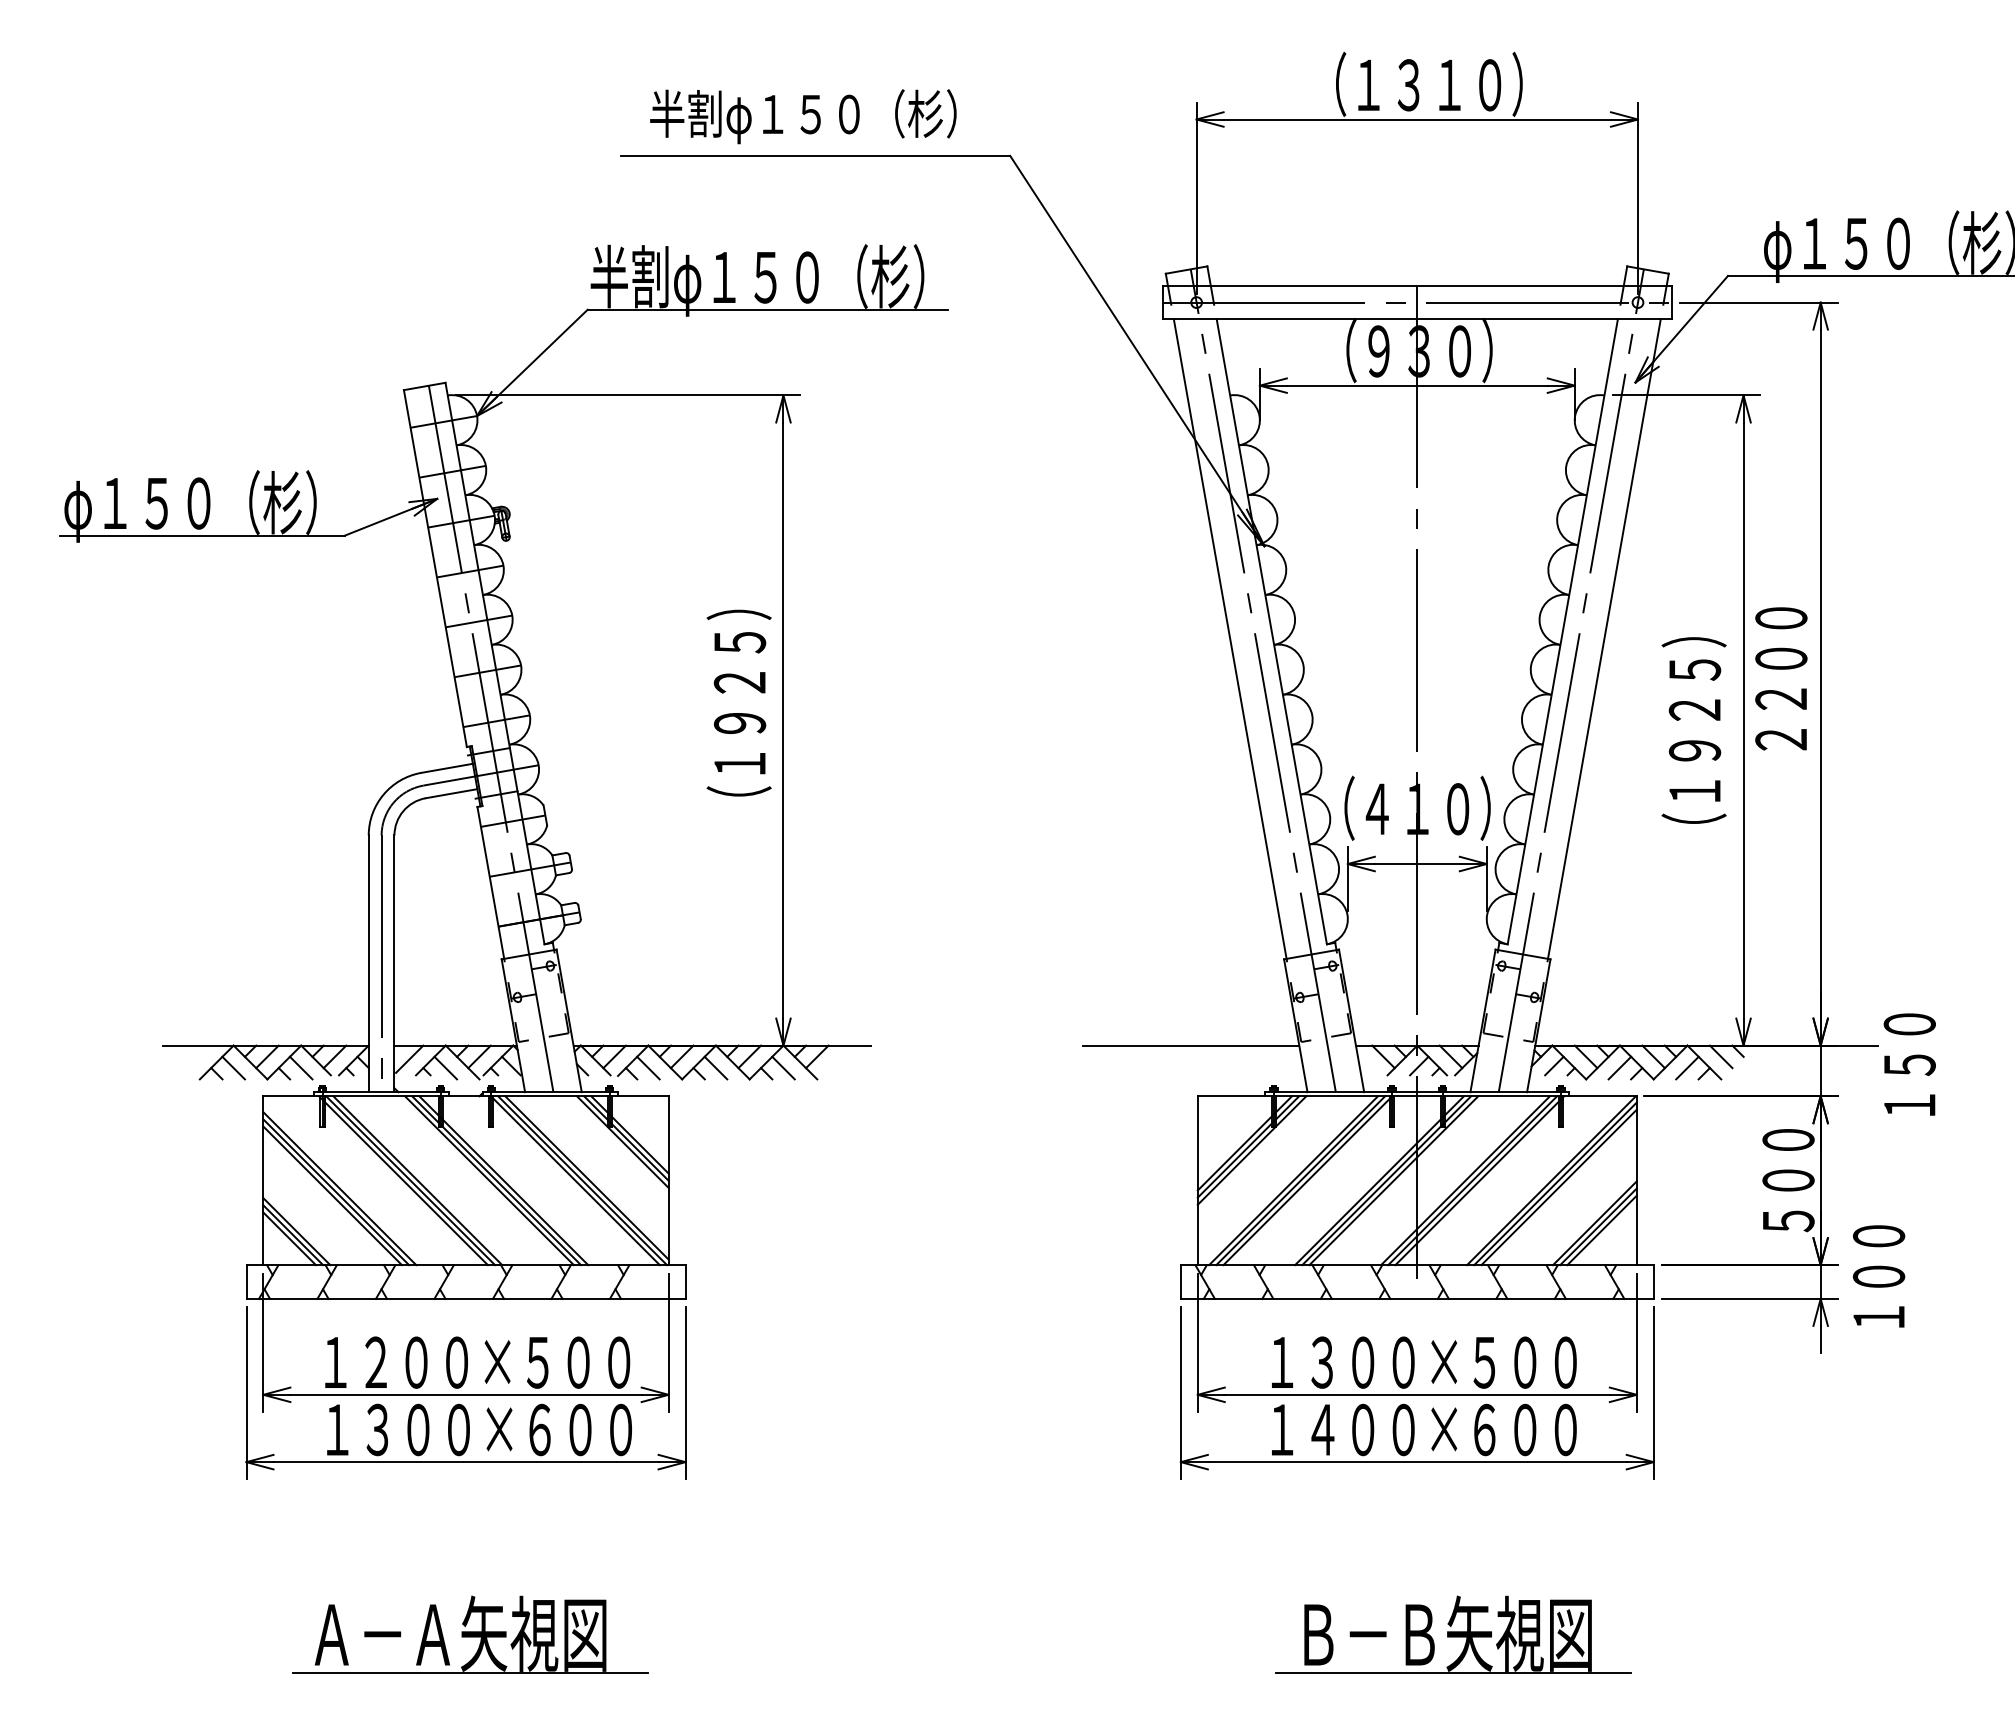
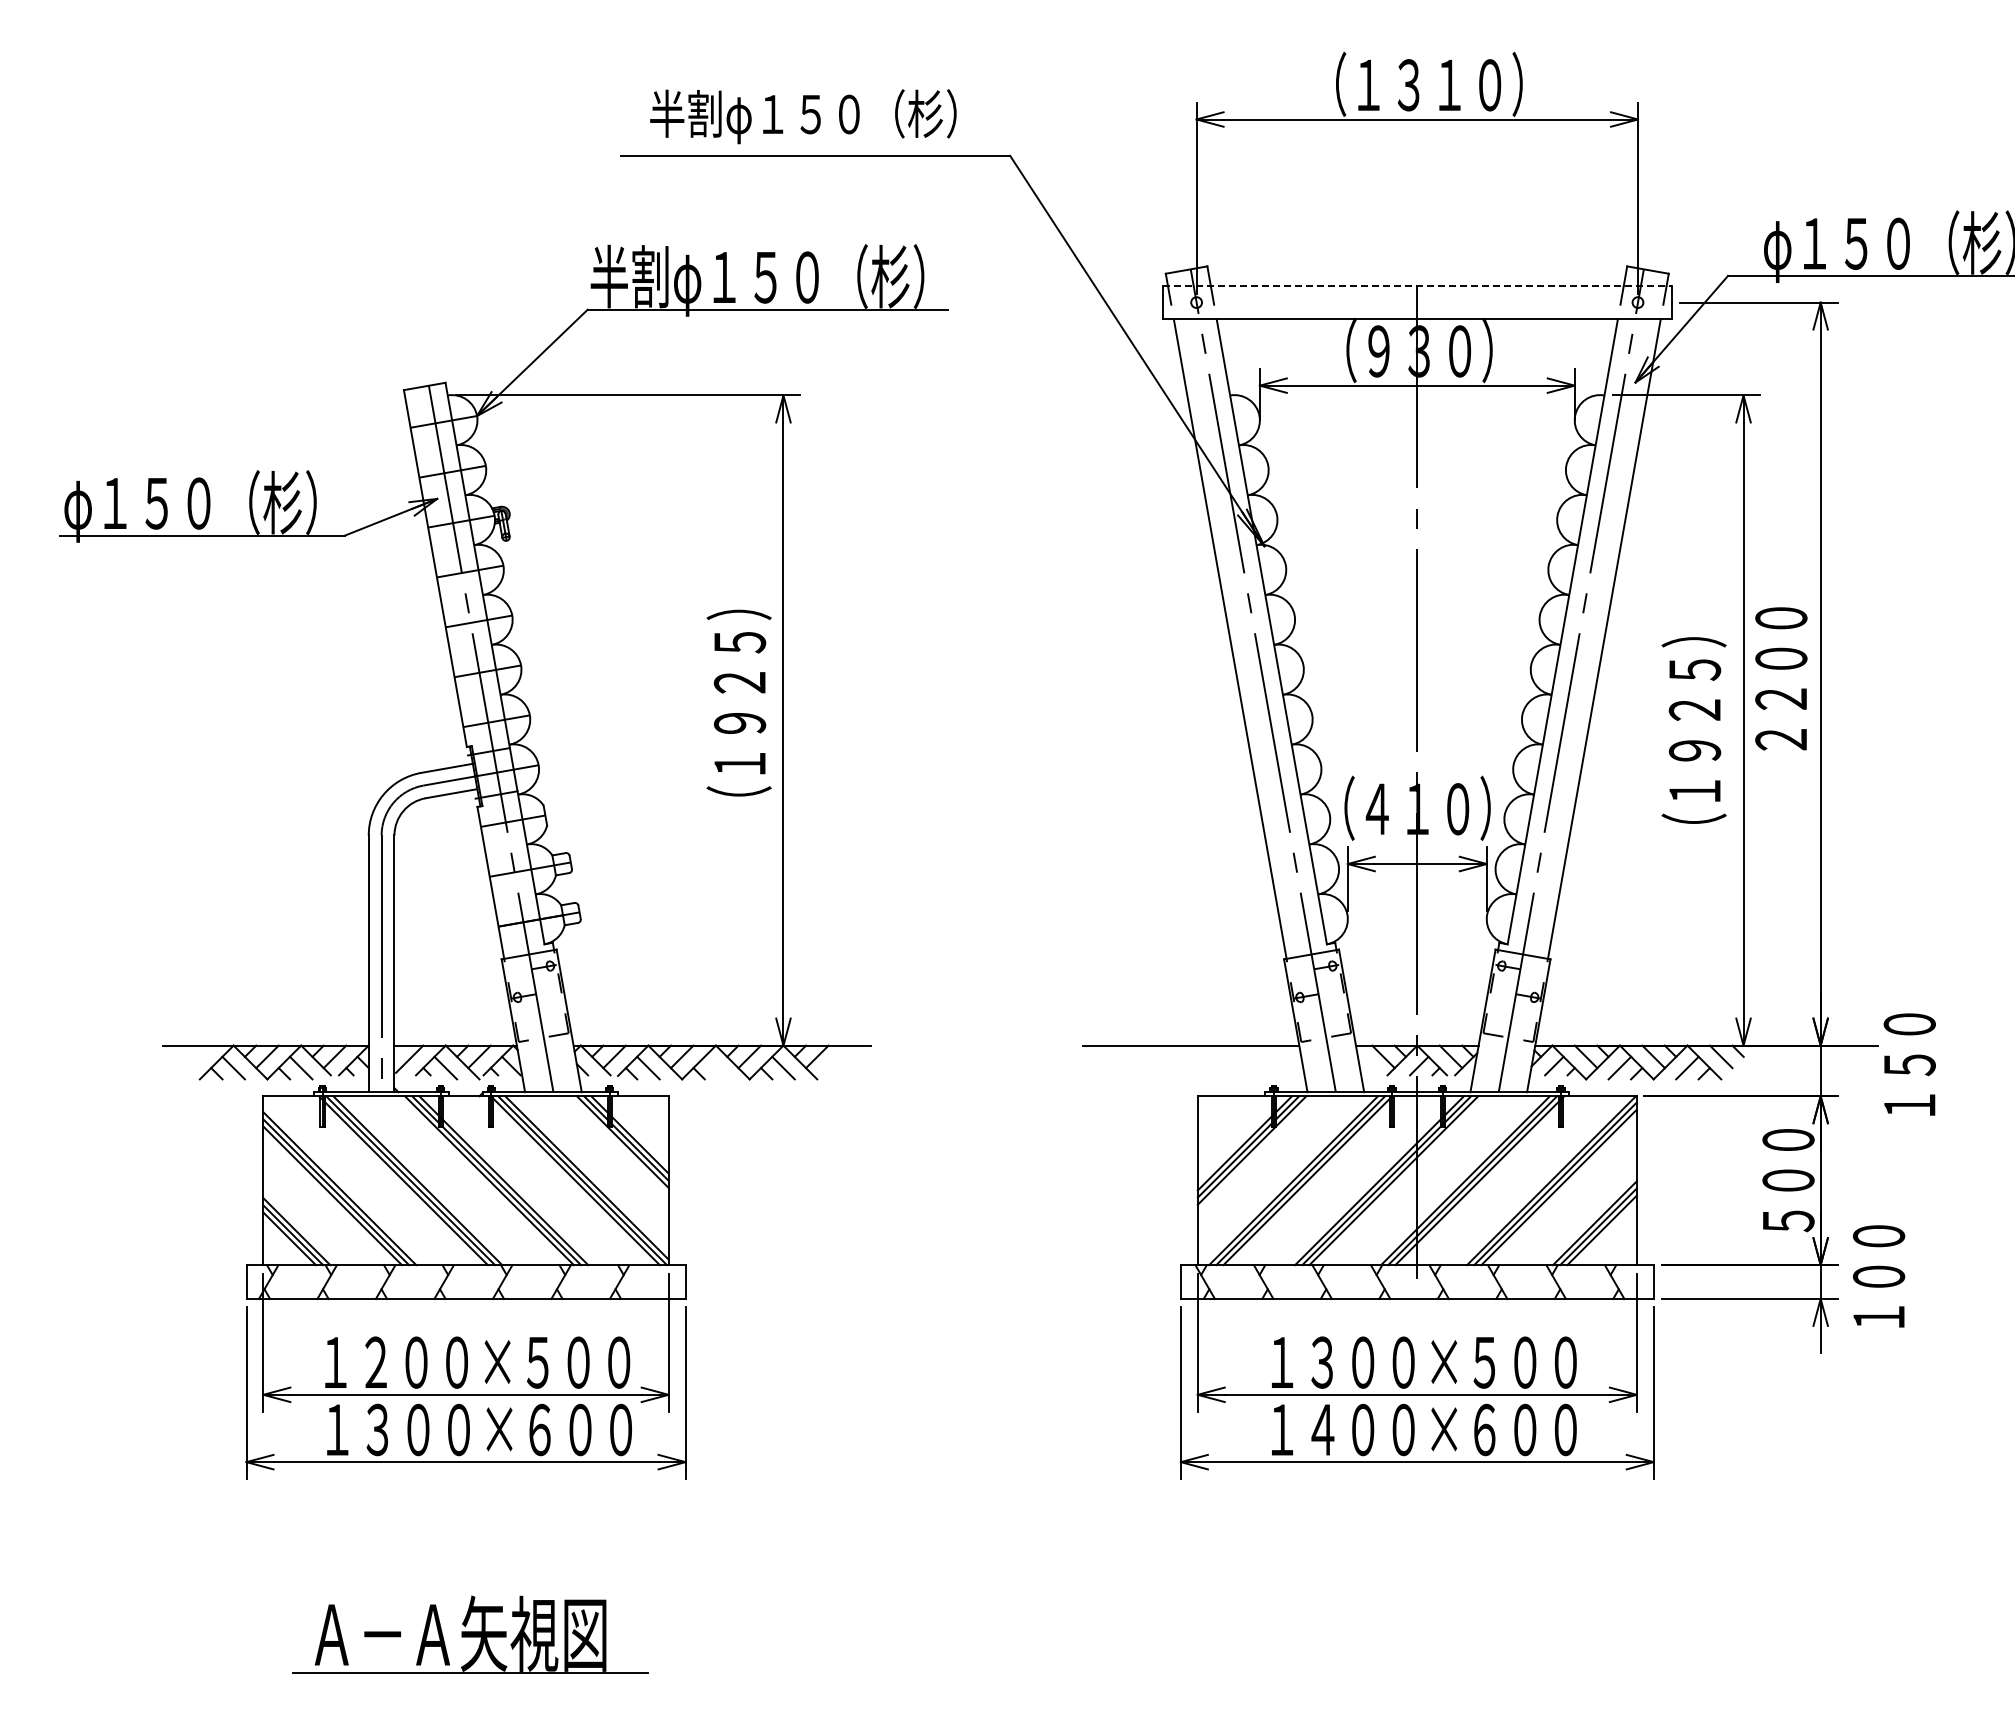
line: solid -> dashed (1417, 285)
line: present -> none (1416, 302)
line: present -> none (715, 1067)
part: present -> none (1453, 1634)
